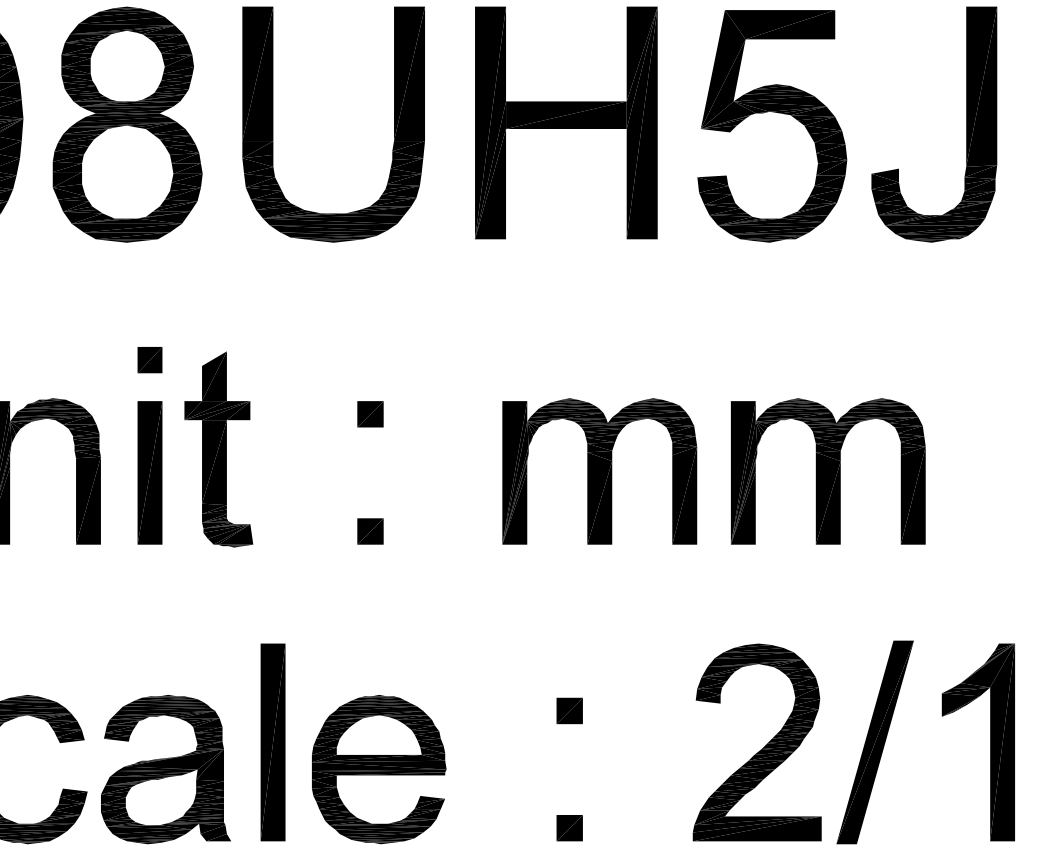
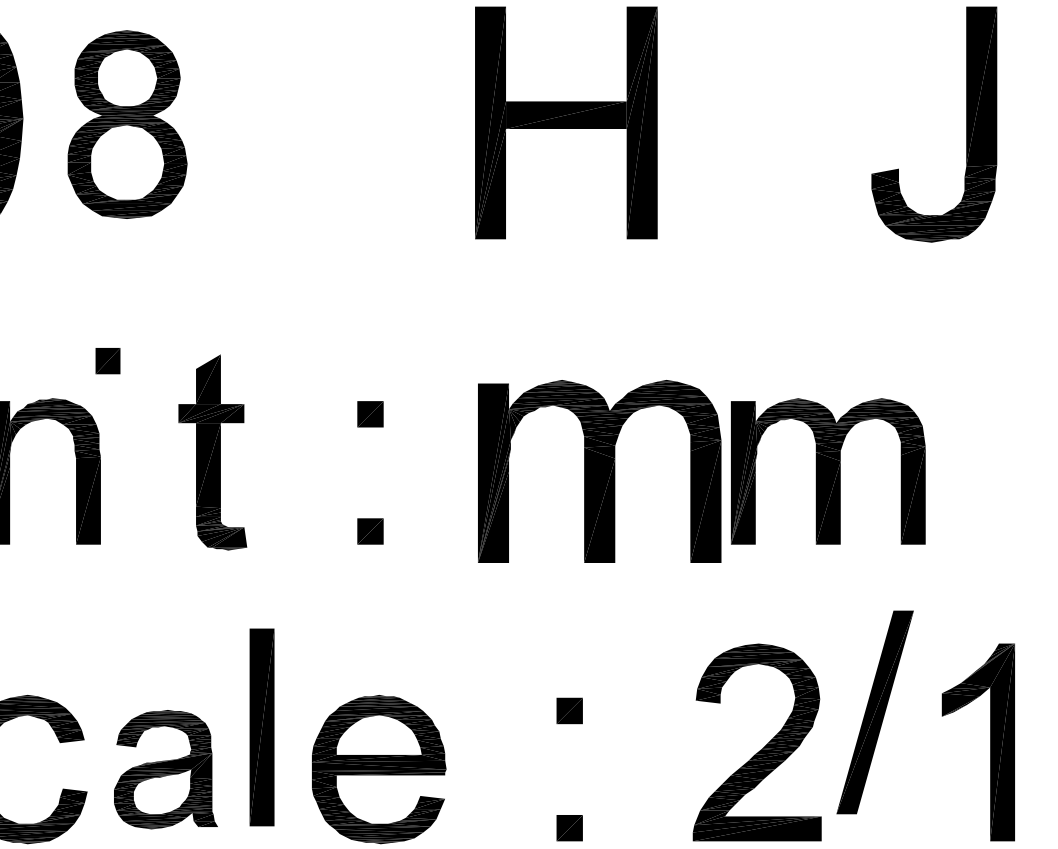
part: present -> none (772, 112)
part size: 151x237 px -> 121x189 px (127, 124)
part: present -> none (273, 124)
part position: (149, 360) -> (107, 361) (107, 361)
part position: (218, 449) -> (212, 452) (212, 452)
part size: 196x147 px -> 244x183 px (599, 471)
part: present -> none (149, 472)
part position: (272, 742) -> (261, 727) (261, 727)
part position: (874, 742) -> (874, 712) (874, 712)
part size: 130x150 px -> 104x120 px (165, 769)
